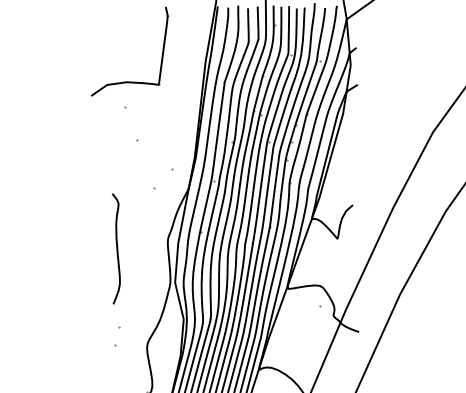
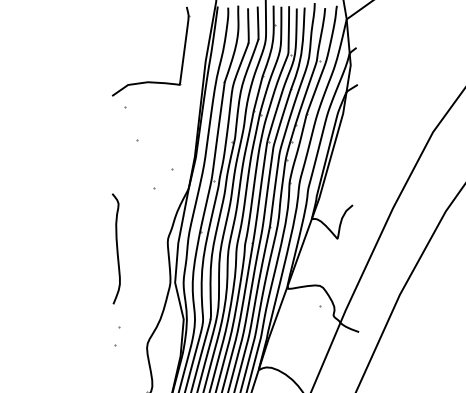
part position: (130, 81) -> (151, 81) (151, 81)
